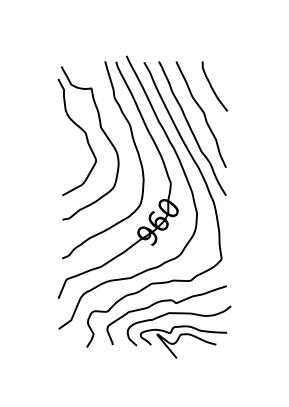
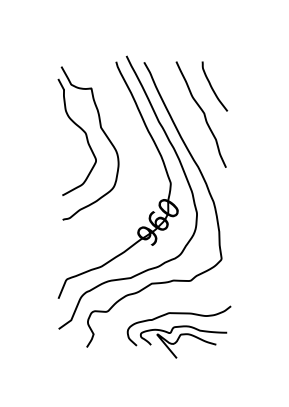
curve: present -> none (191, 128)
curve: present -> none (134, 146)
curve: present -> none (166, 301)
